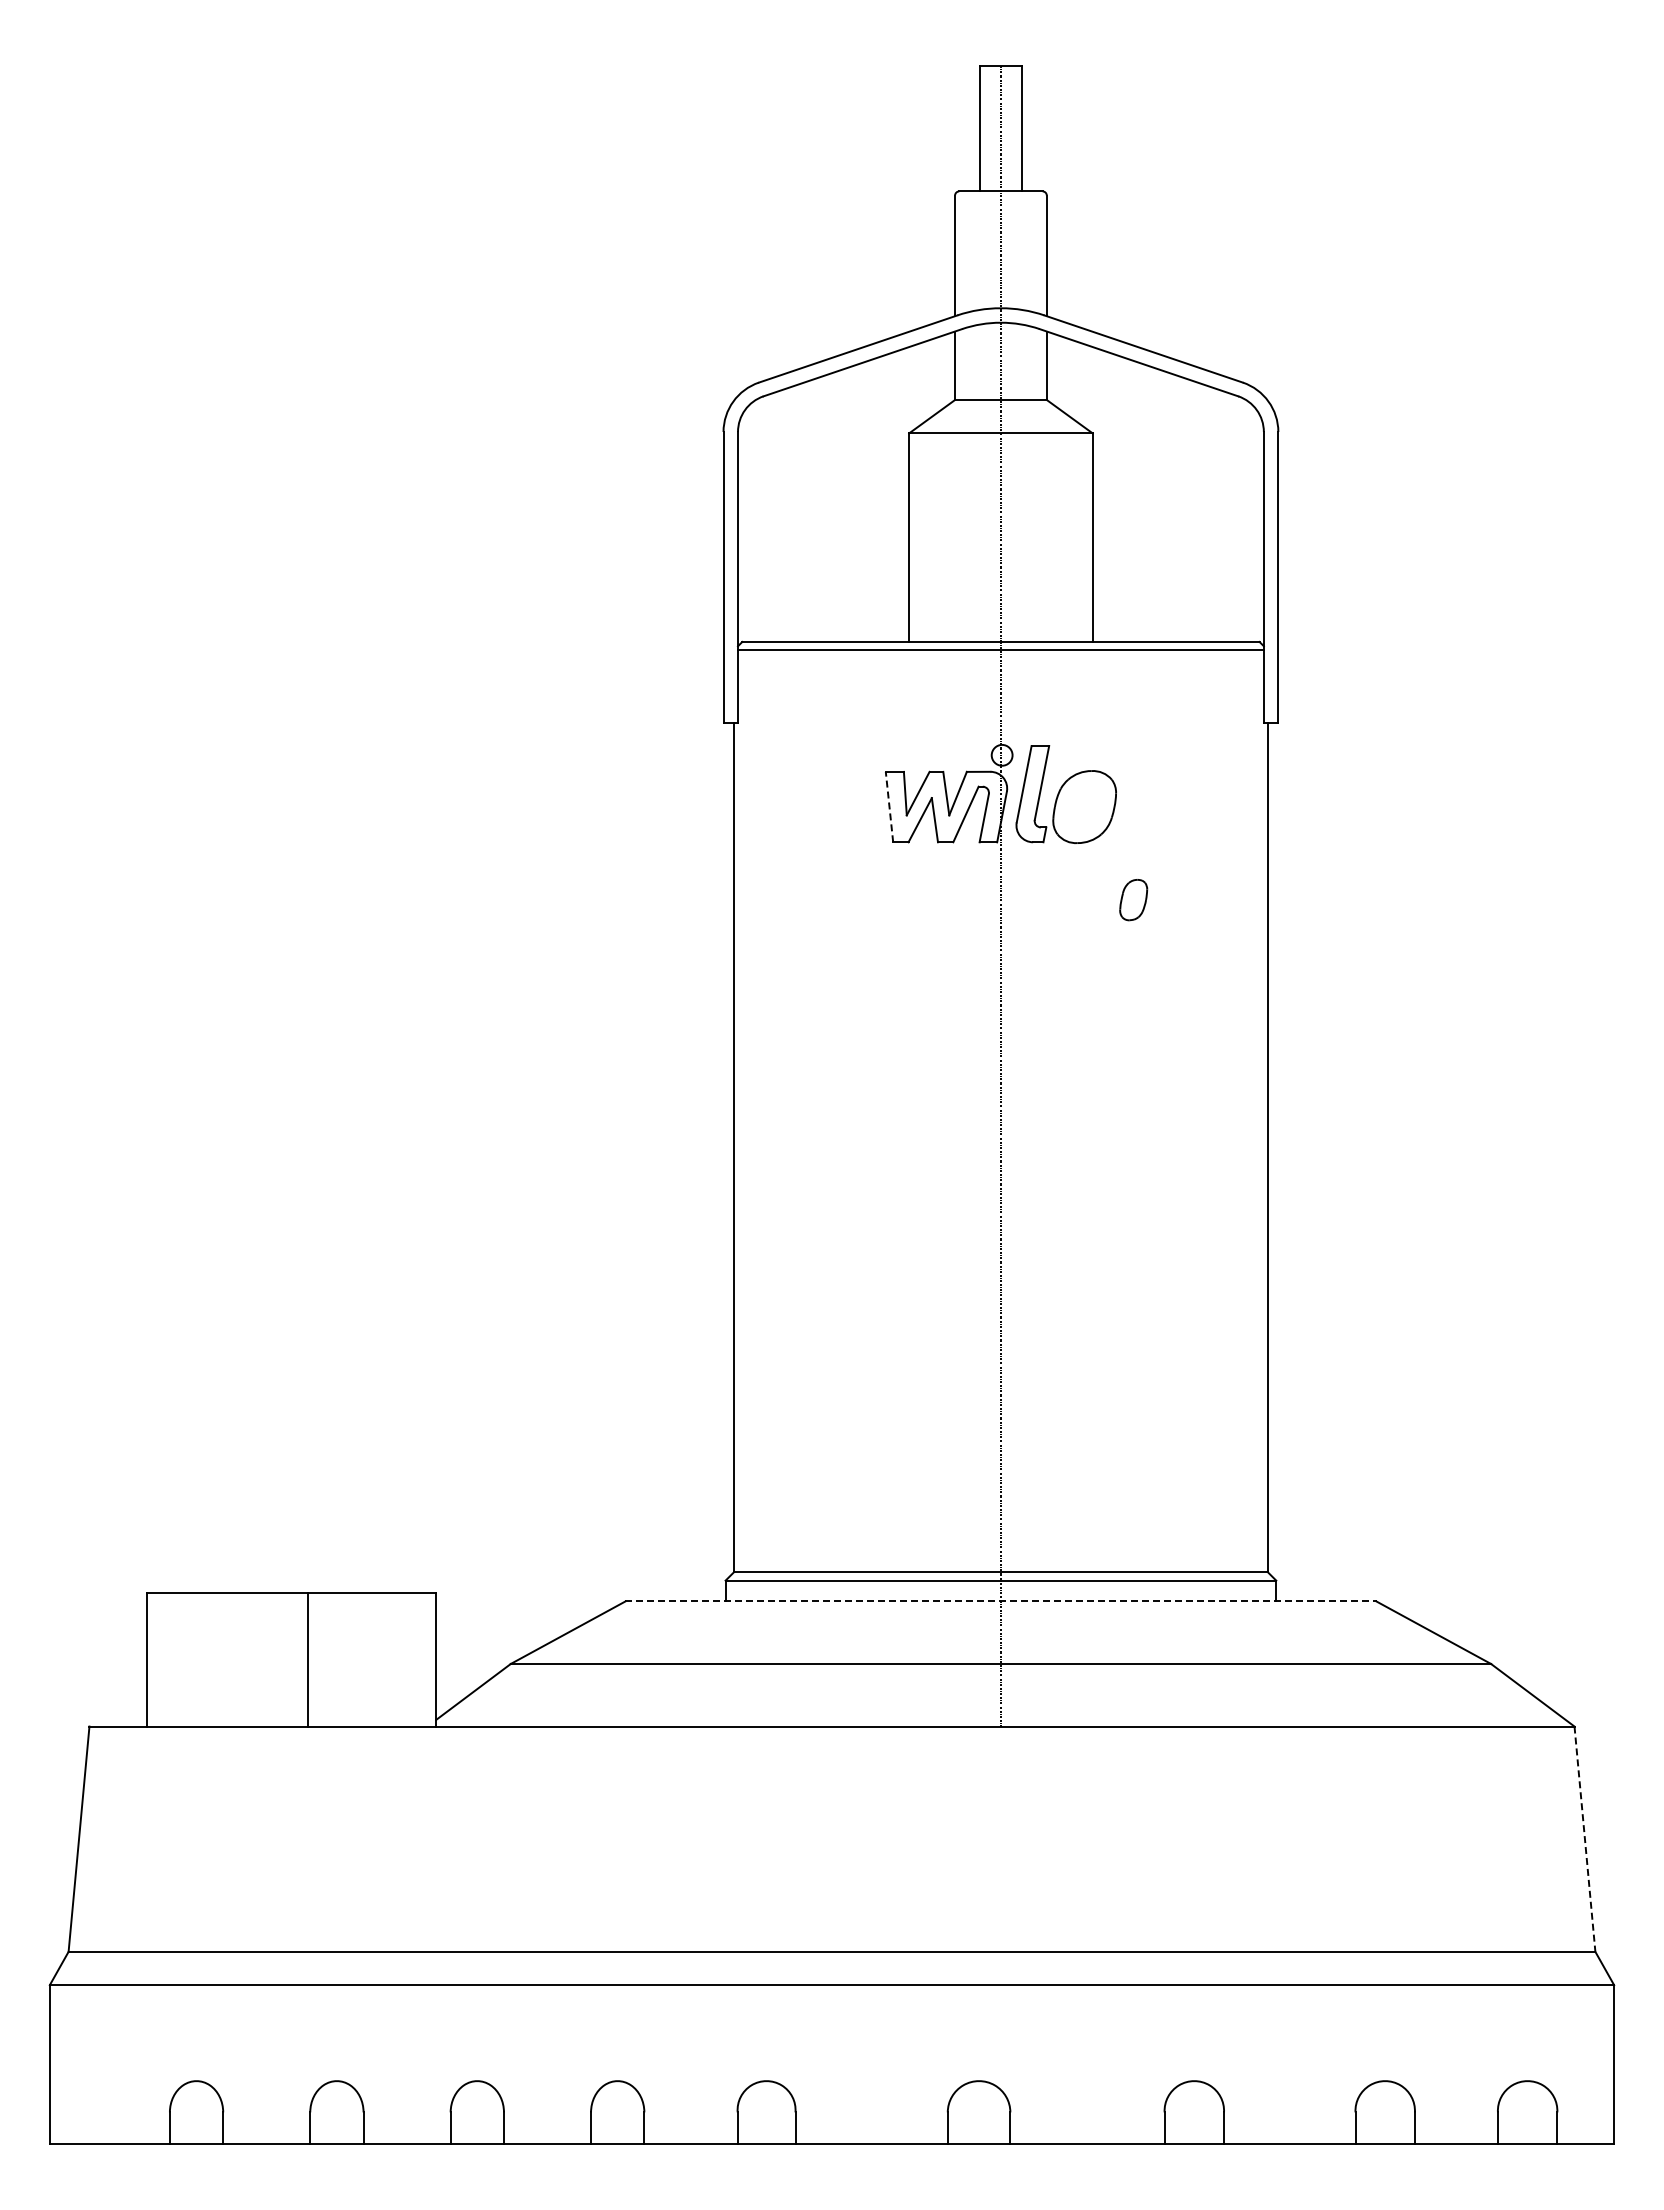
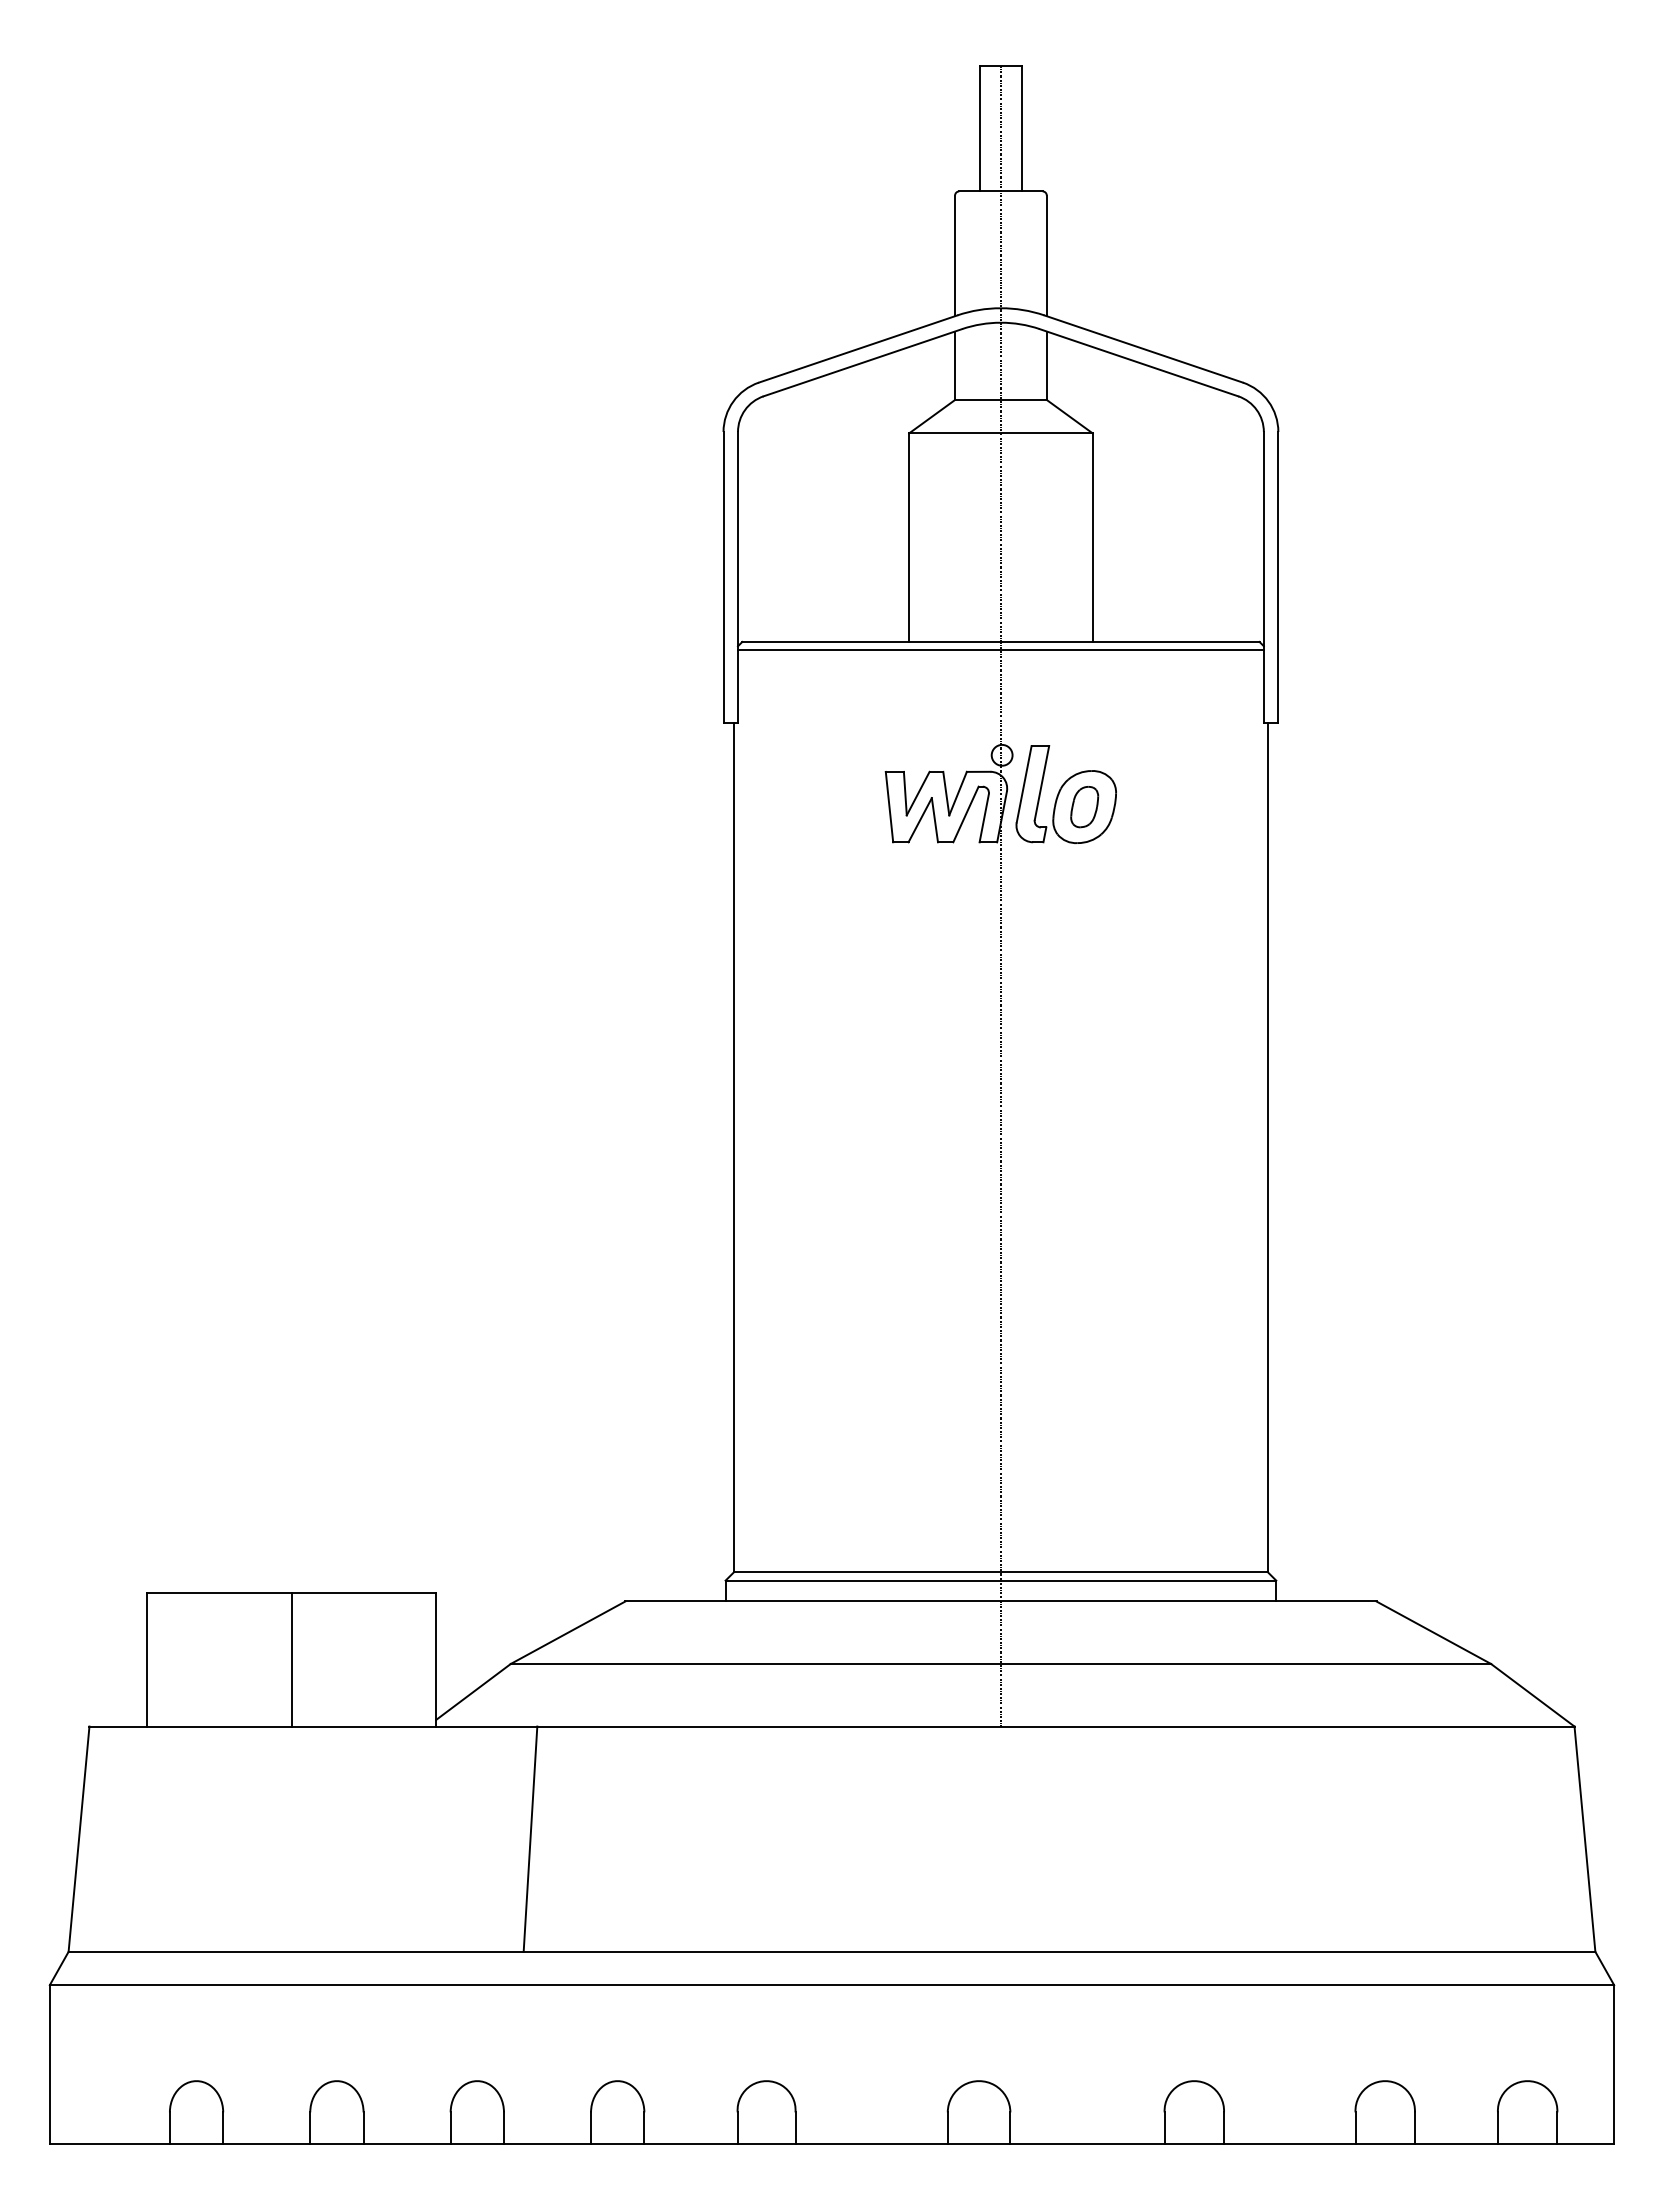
line: dashed -> solid (889, 806)
part position: (1133, 900) -> (1084, 807) (1084, 807)
line: dashed -> solid (1000, 1601)
line position: (307, 1659) -> (291, 1659) (291, 1659)
line: none -> present (530, 1838)
line: dashed -> solid (1584, 1839)
